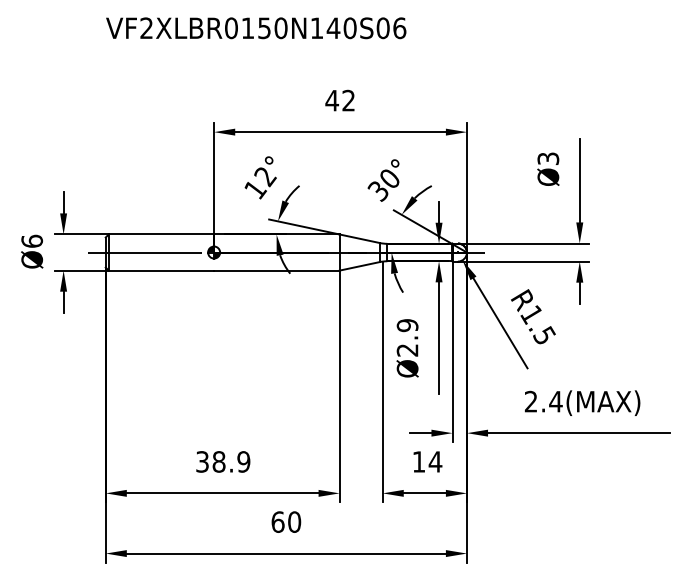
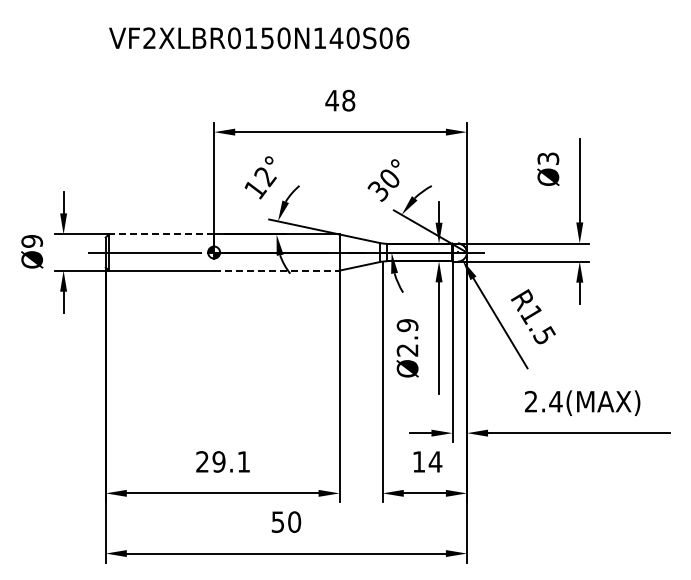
text position: (256, 28) -> (259, 38) (259, 38)
text: 42 -> 48 (348, 100)
line: solid -> dashed (161, 234)
text: Ø6 -> Ø9 (32, 240)
line: solid -> dashed (276, 270)
text: 38.9 -> 29.1 (223, 461)
text: 60 -> 50 (277, 521)
